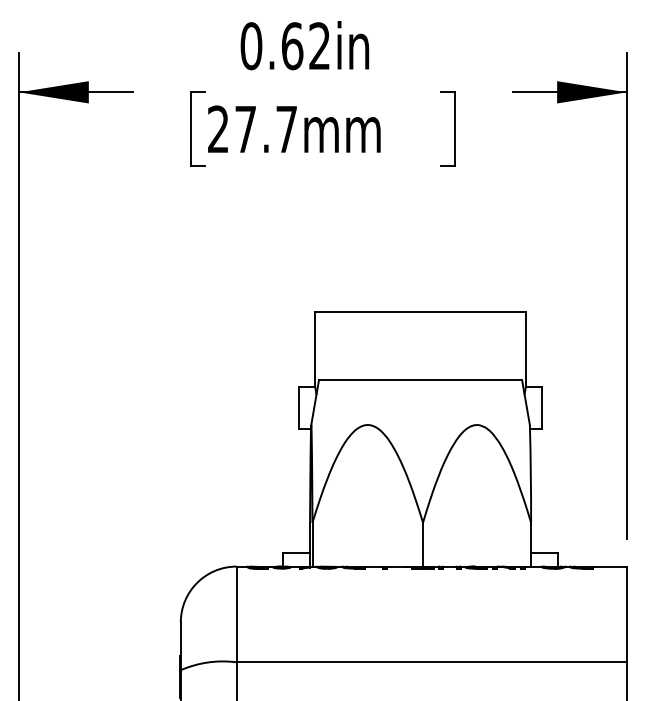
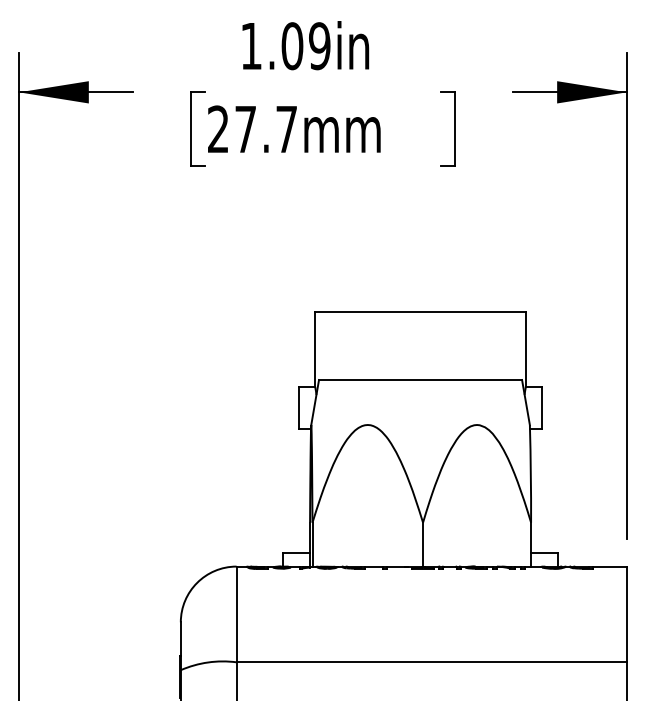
text: 0.62in -> 1.09in (285, 46)
